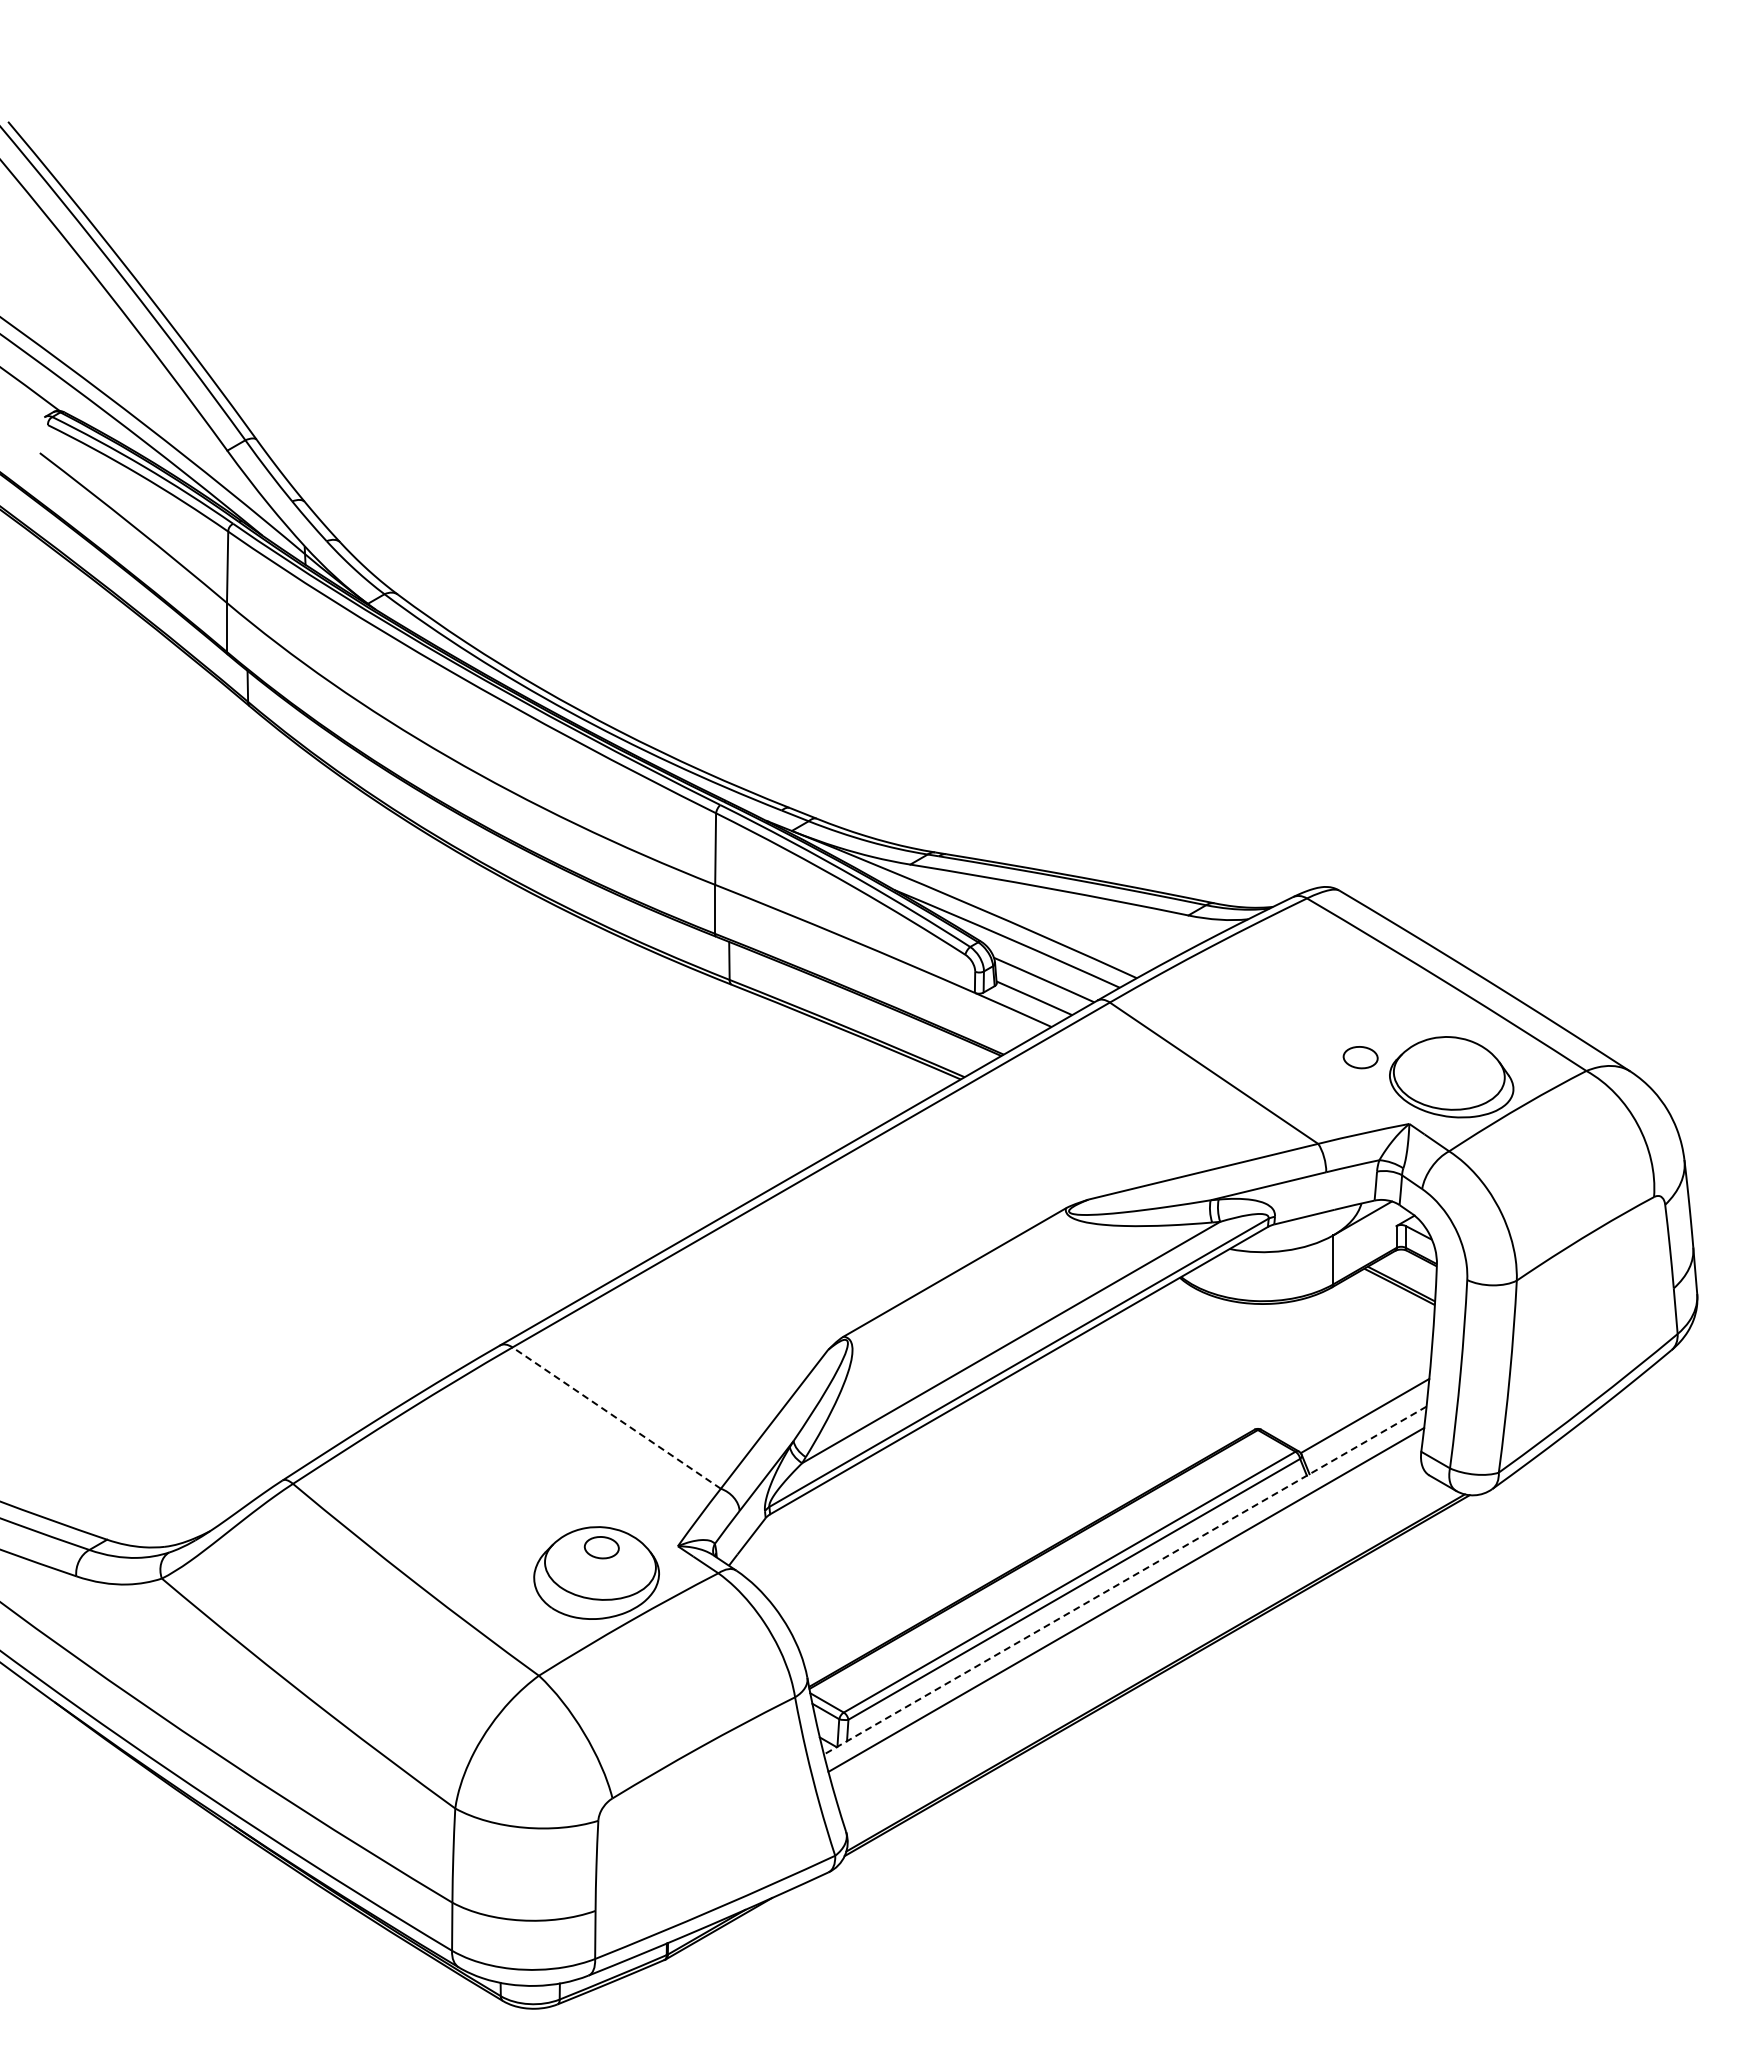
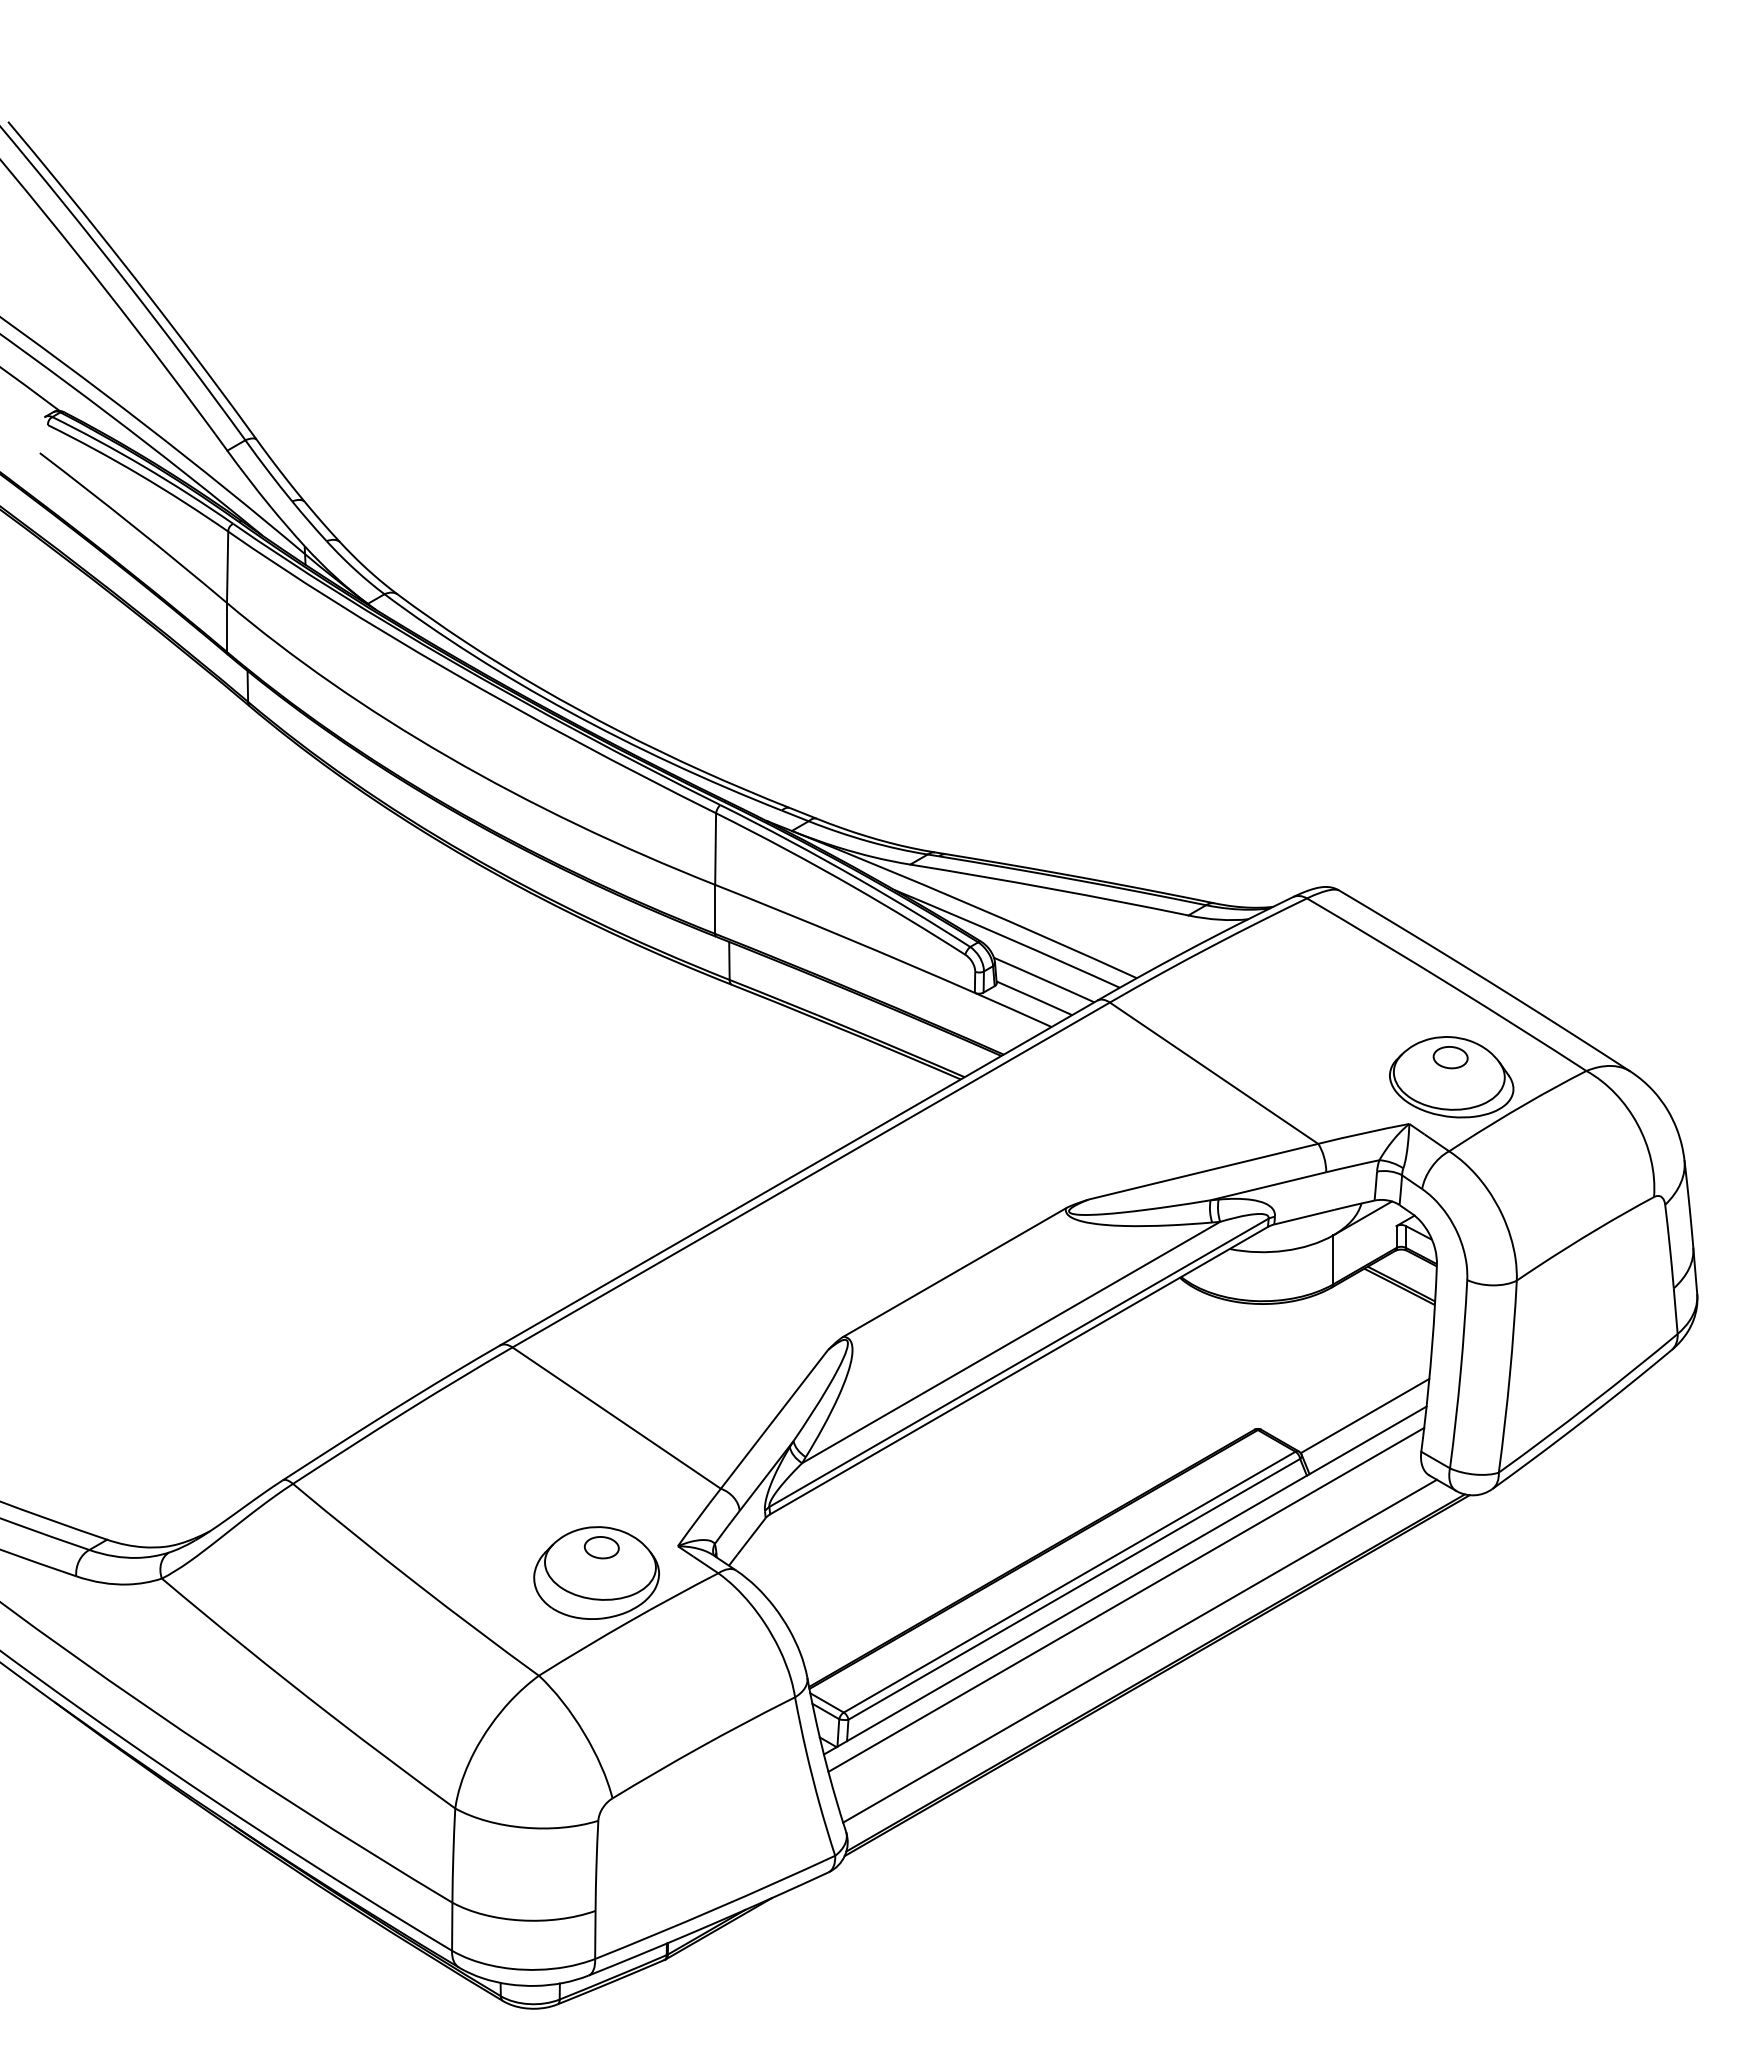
part position: (1360, 1057) -> (1450, 1057) (1450, 1057)
line: dashed -> solid (616, 1418)
line: dashed -> solid (1125, 1580)
line: none -> present (1139, 1650)
